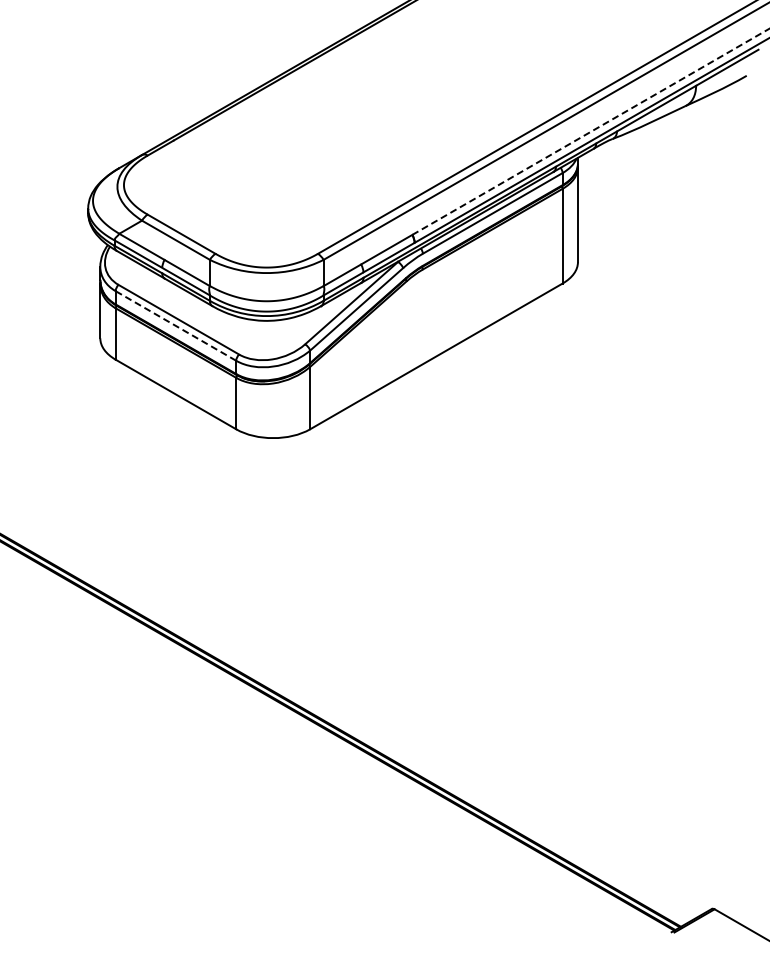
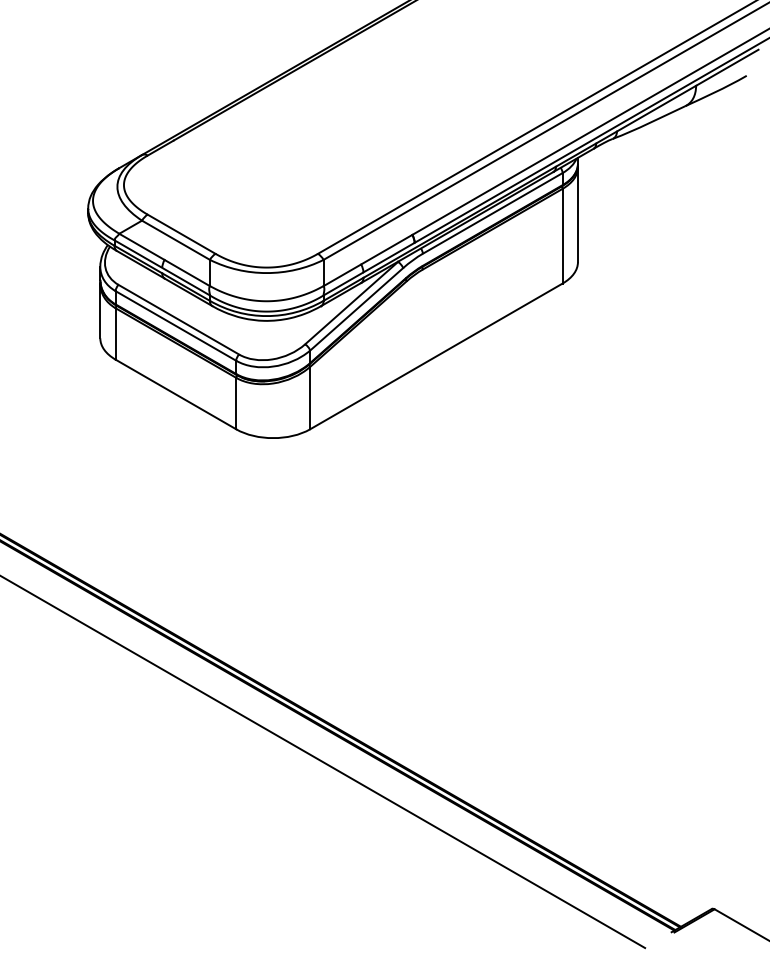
line: dashed -> solid (591, 131)
line: dashed -> solid (175, 325)
line: none -> present (323, 762)
